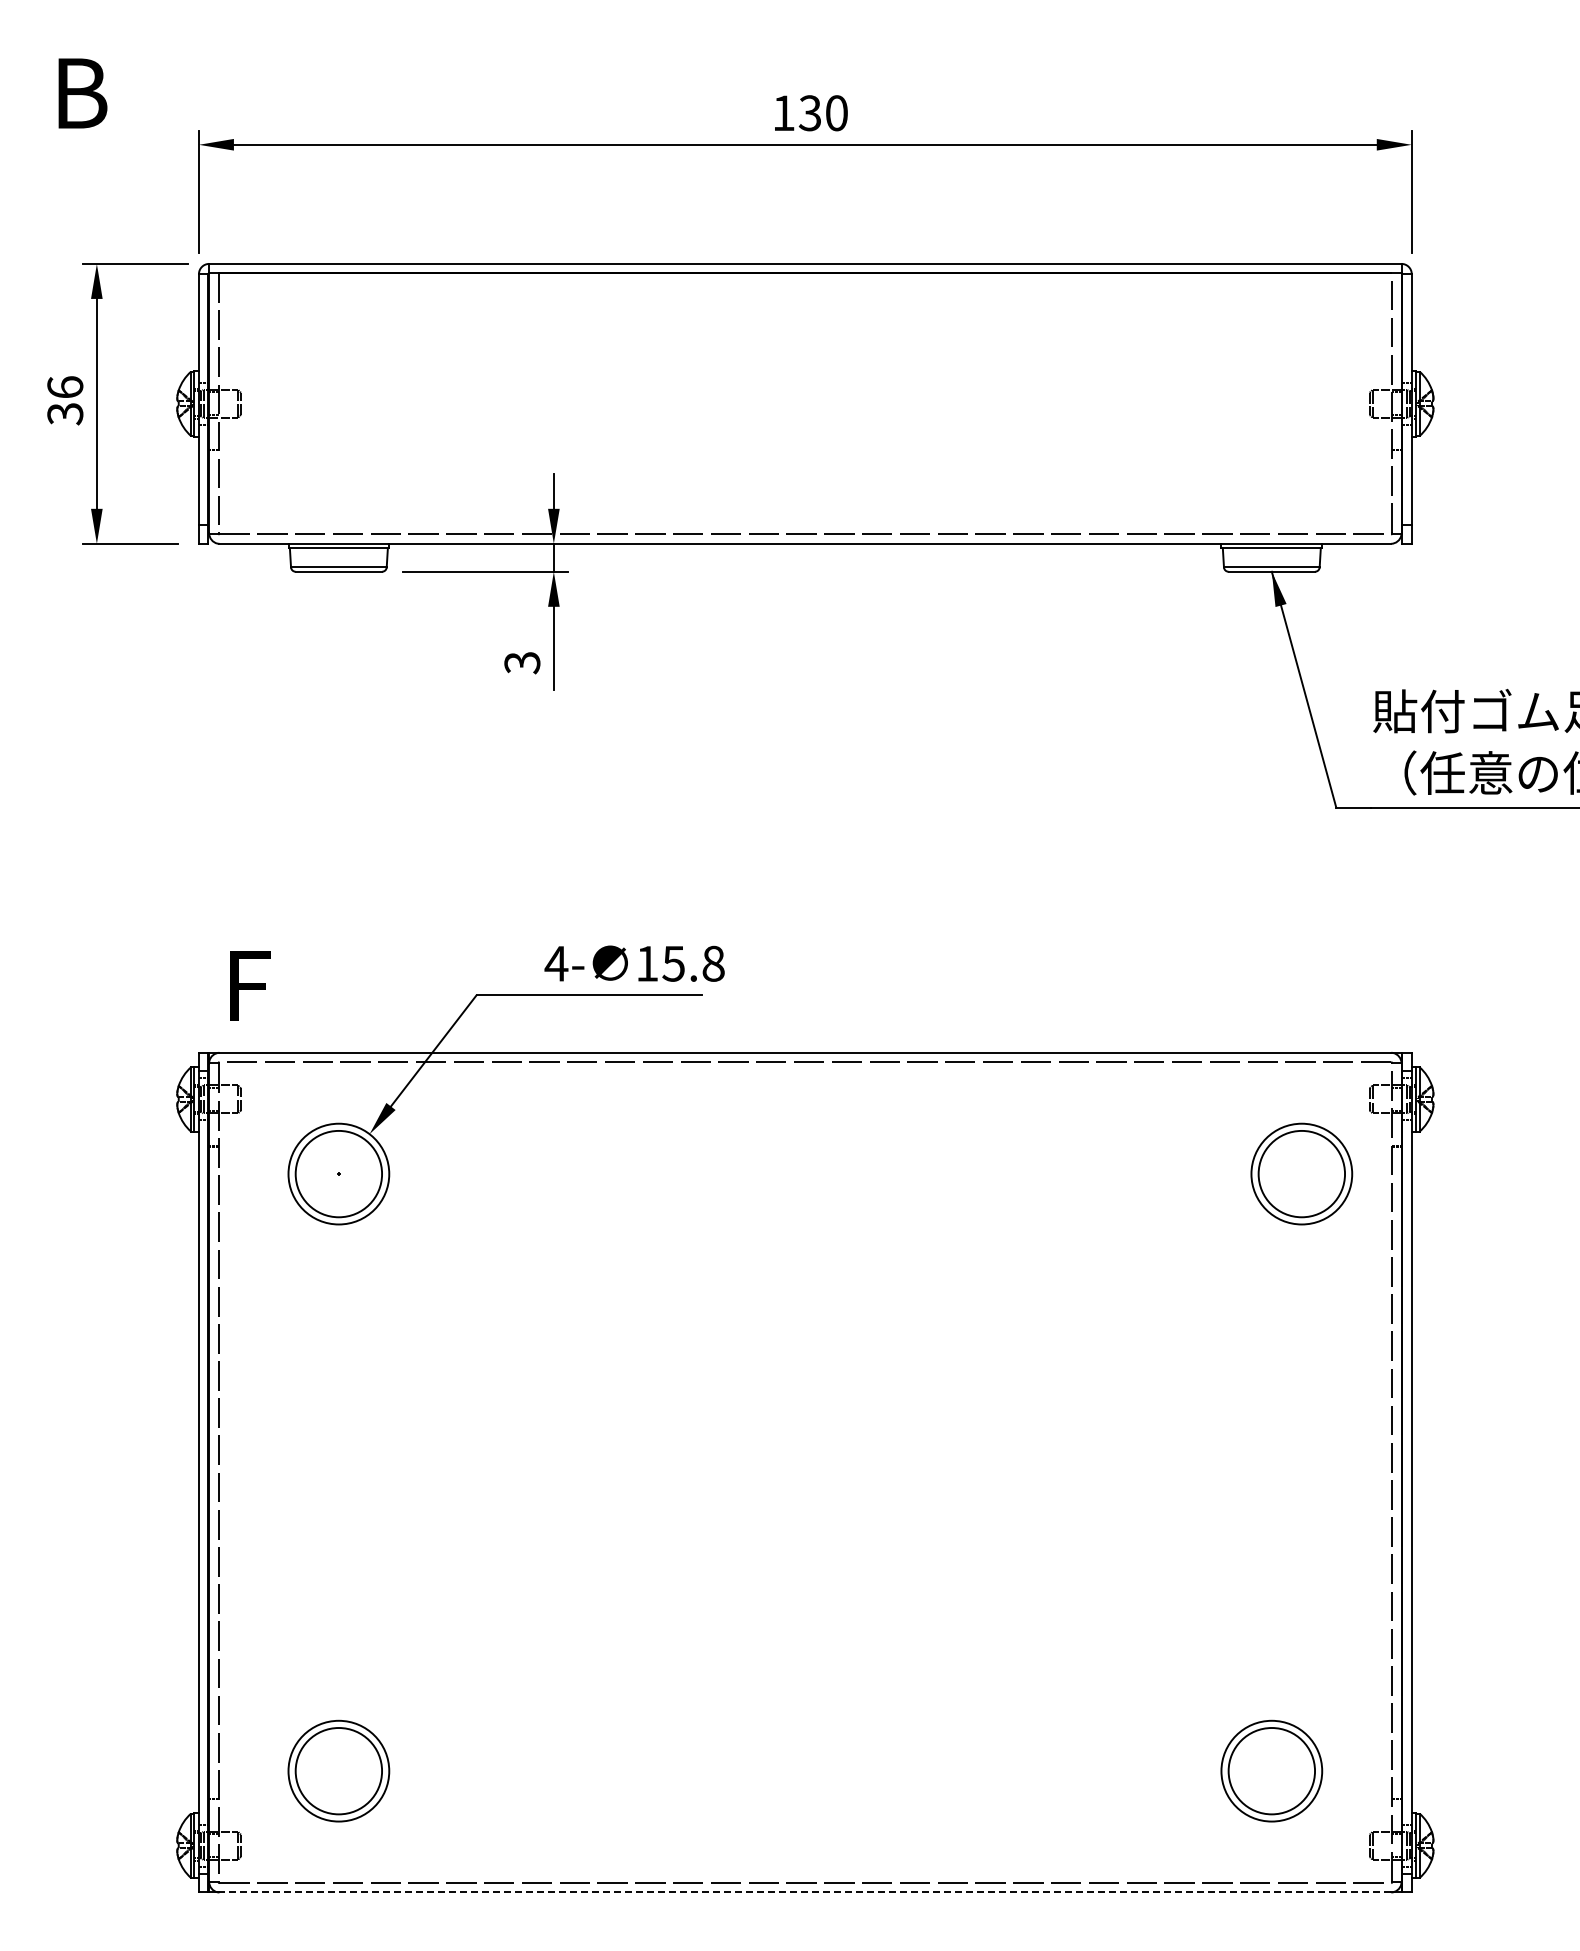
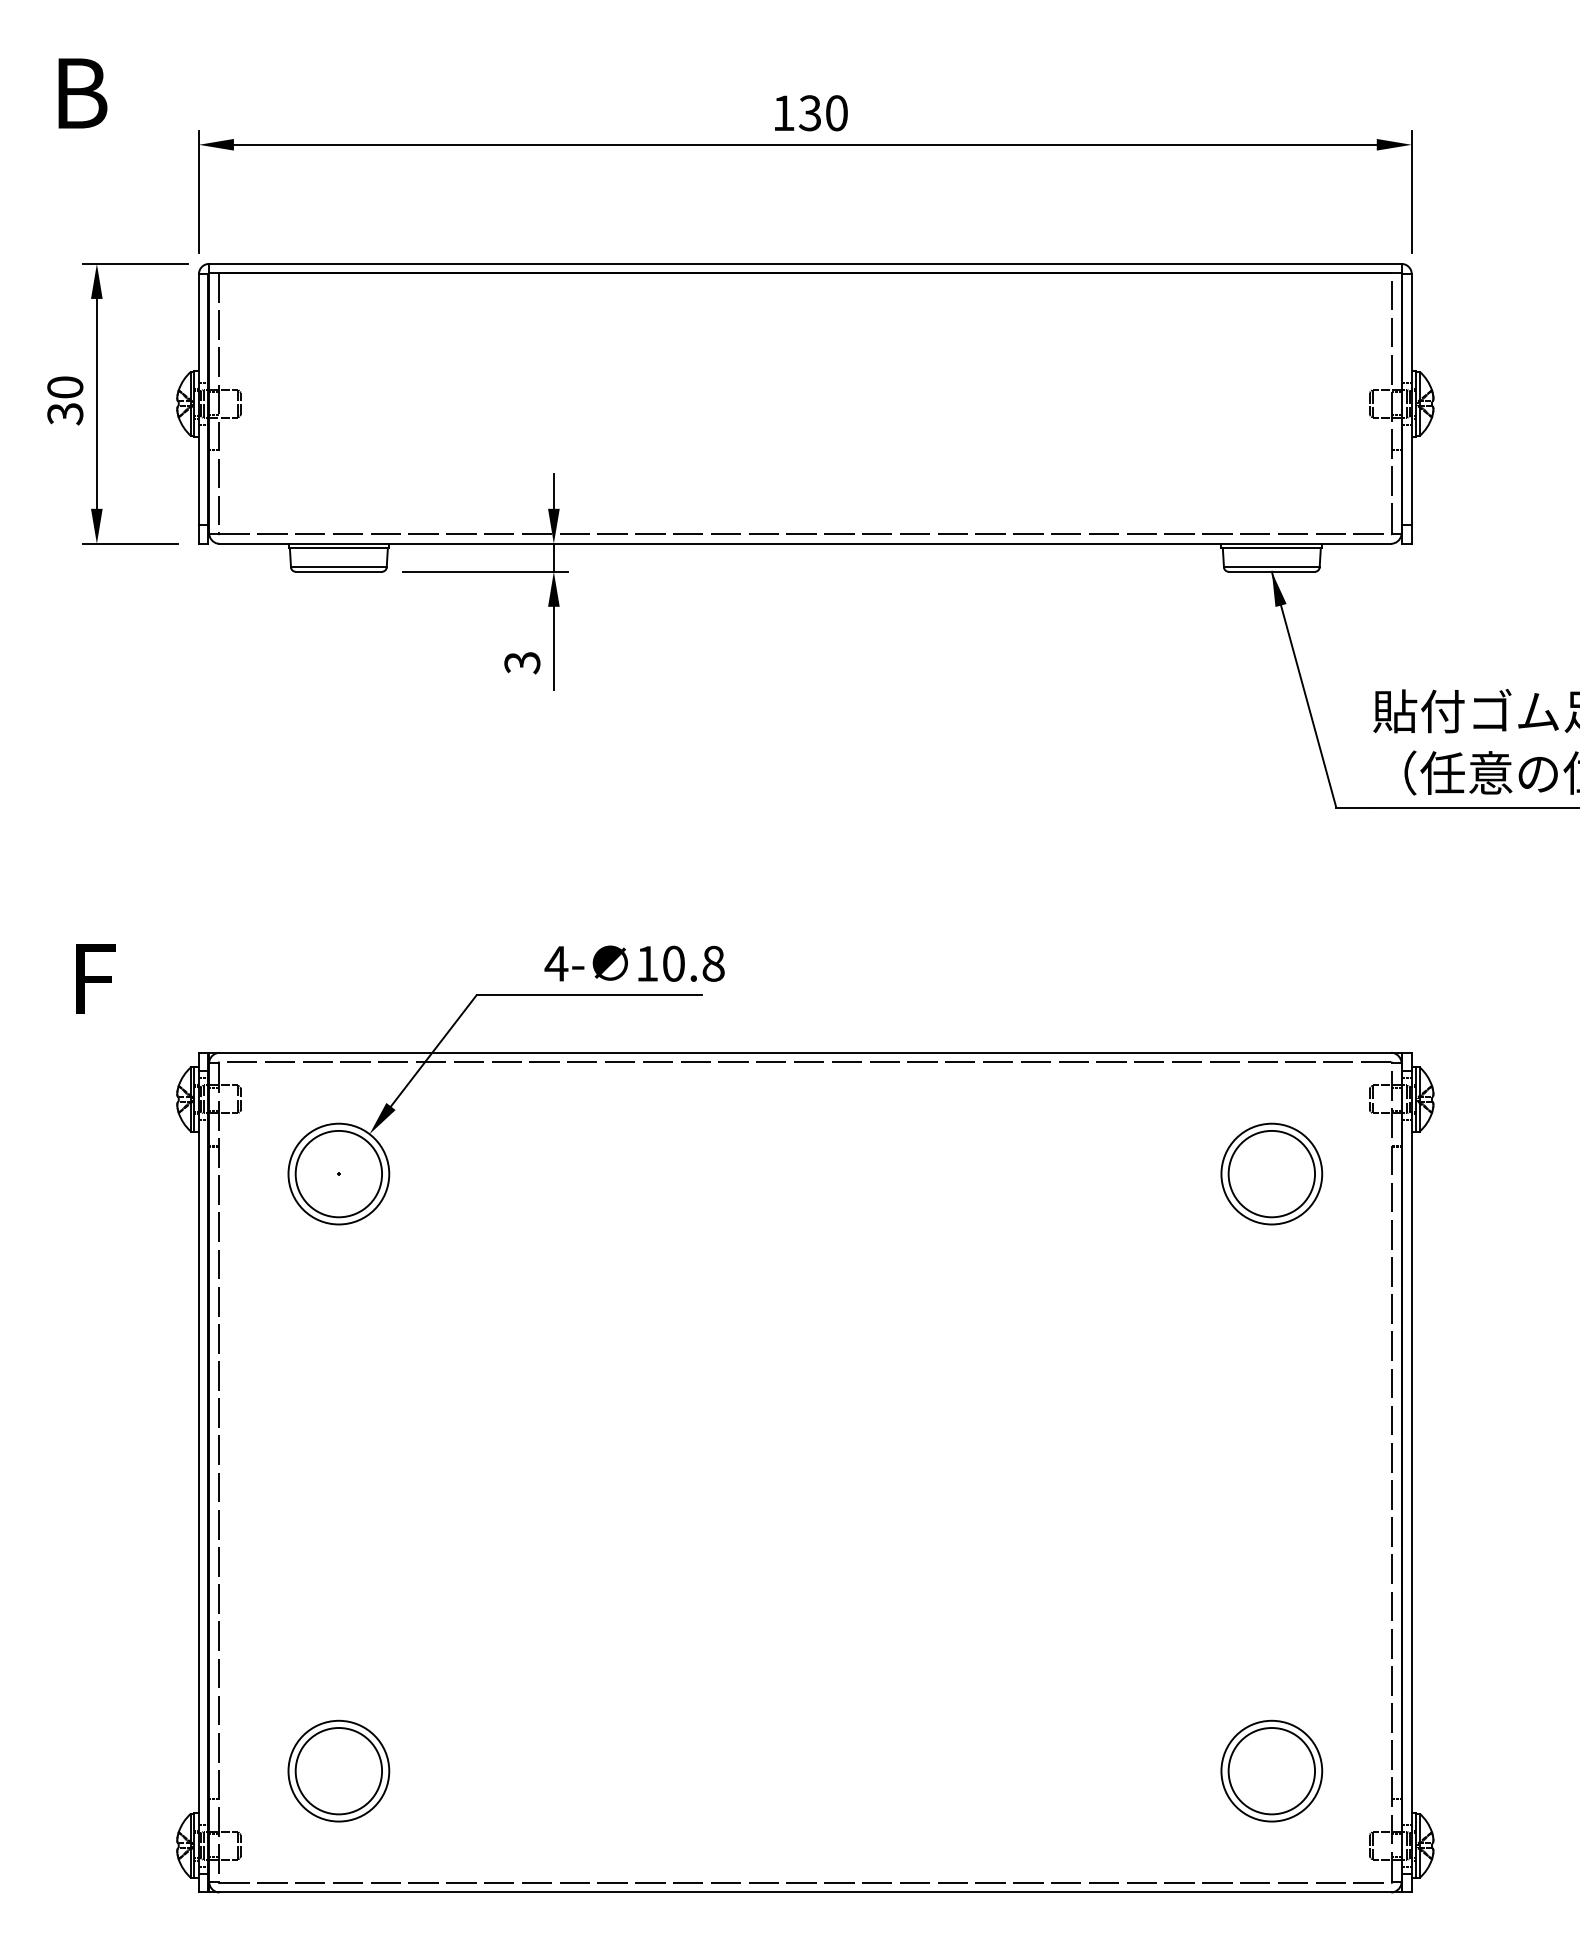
text: 36 -> 30 (65, 387)
text: 15.8 -> 10.8 (673, 963)
text position: (249, 985) -> (95, 978) (95, 978)
part position: (1301, 1173) -> (1271, 1173) (1271, 1173)
line: dashed -> solid (805, 1892)
